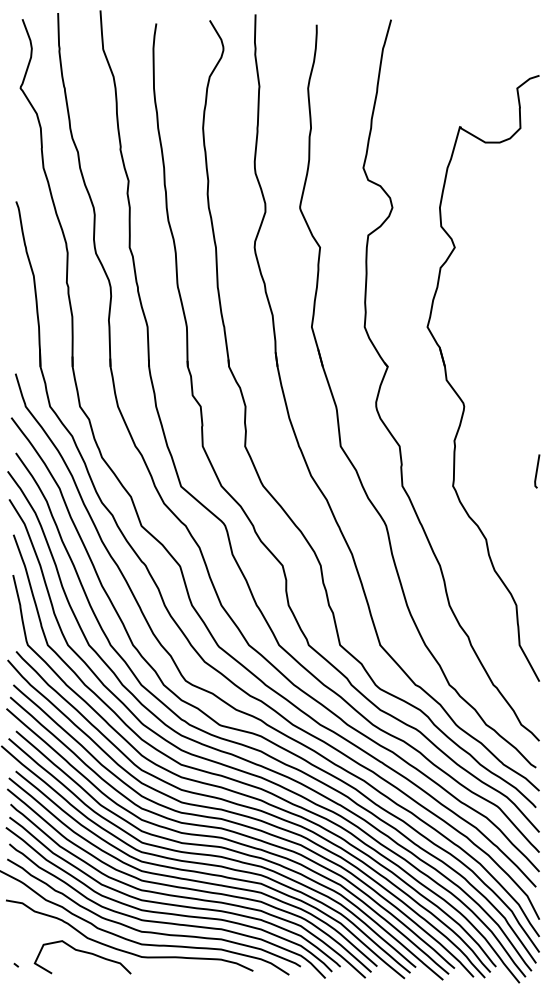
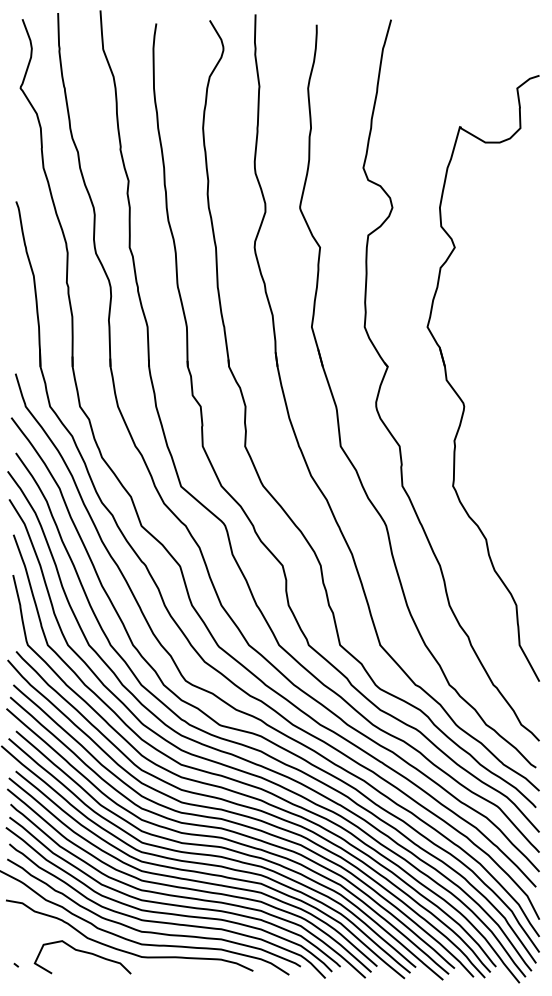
line: present -> none (537, 471)
